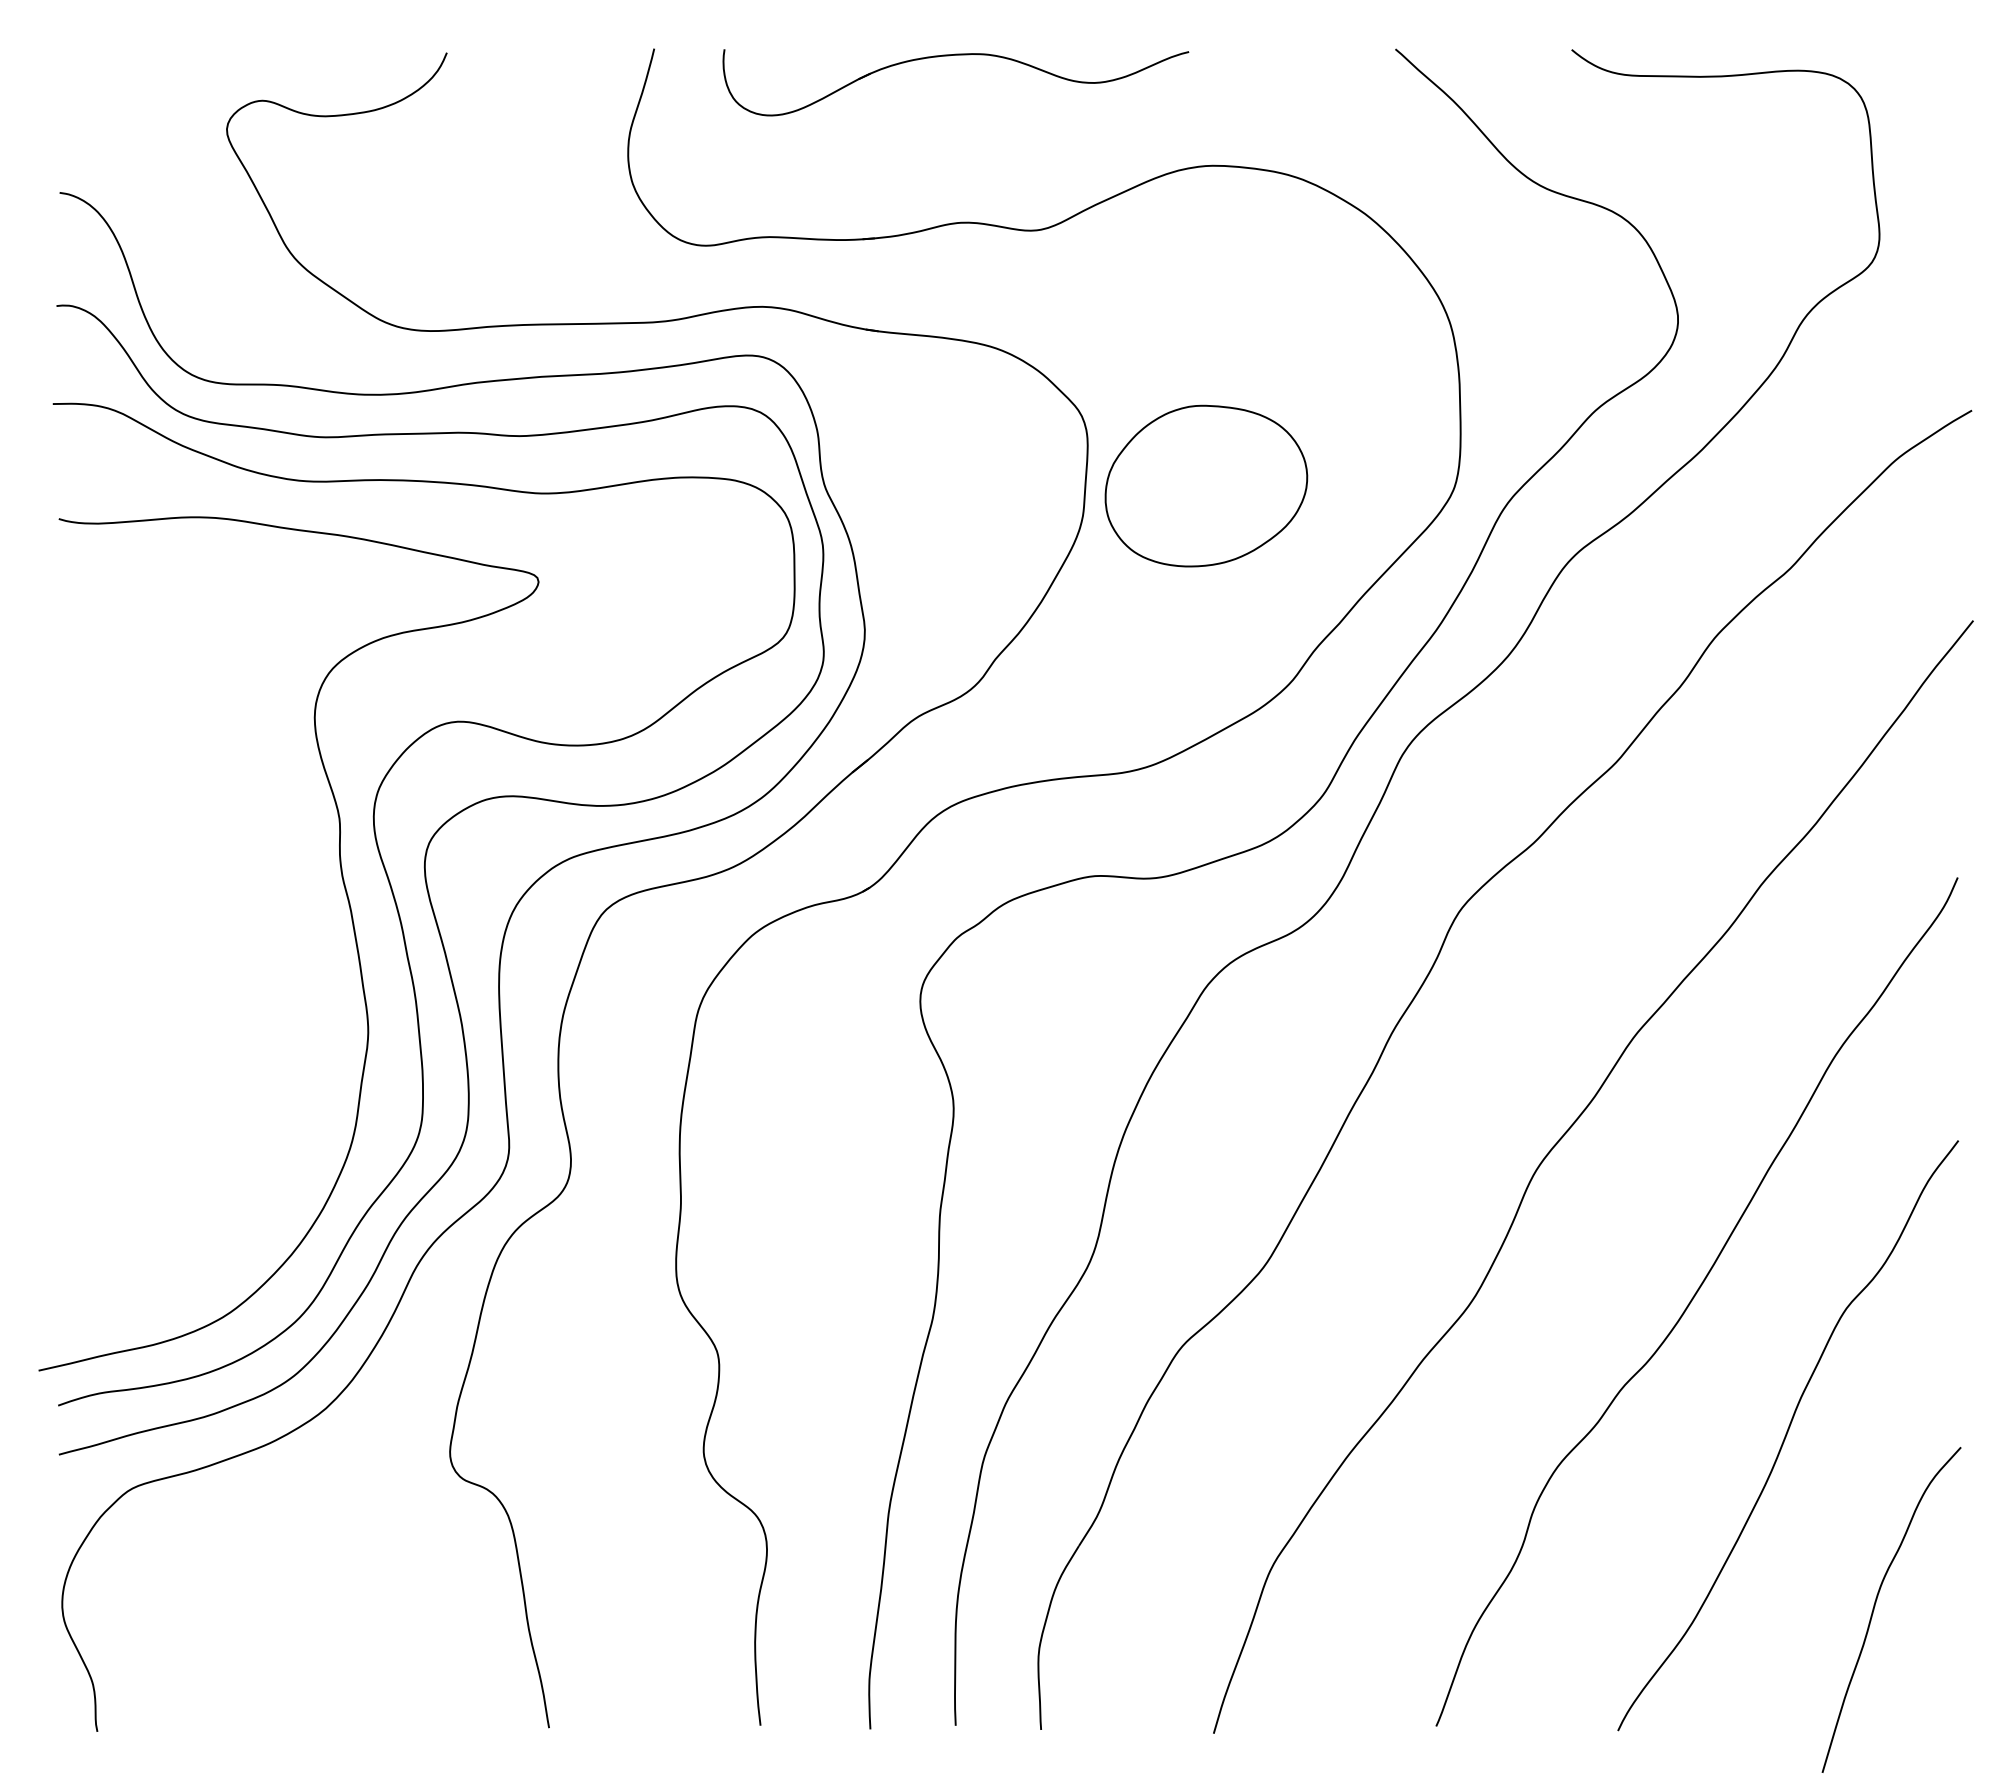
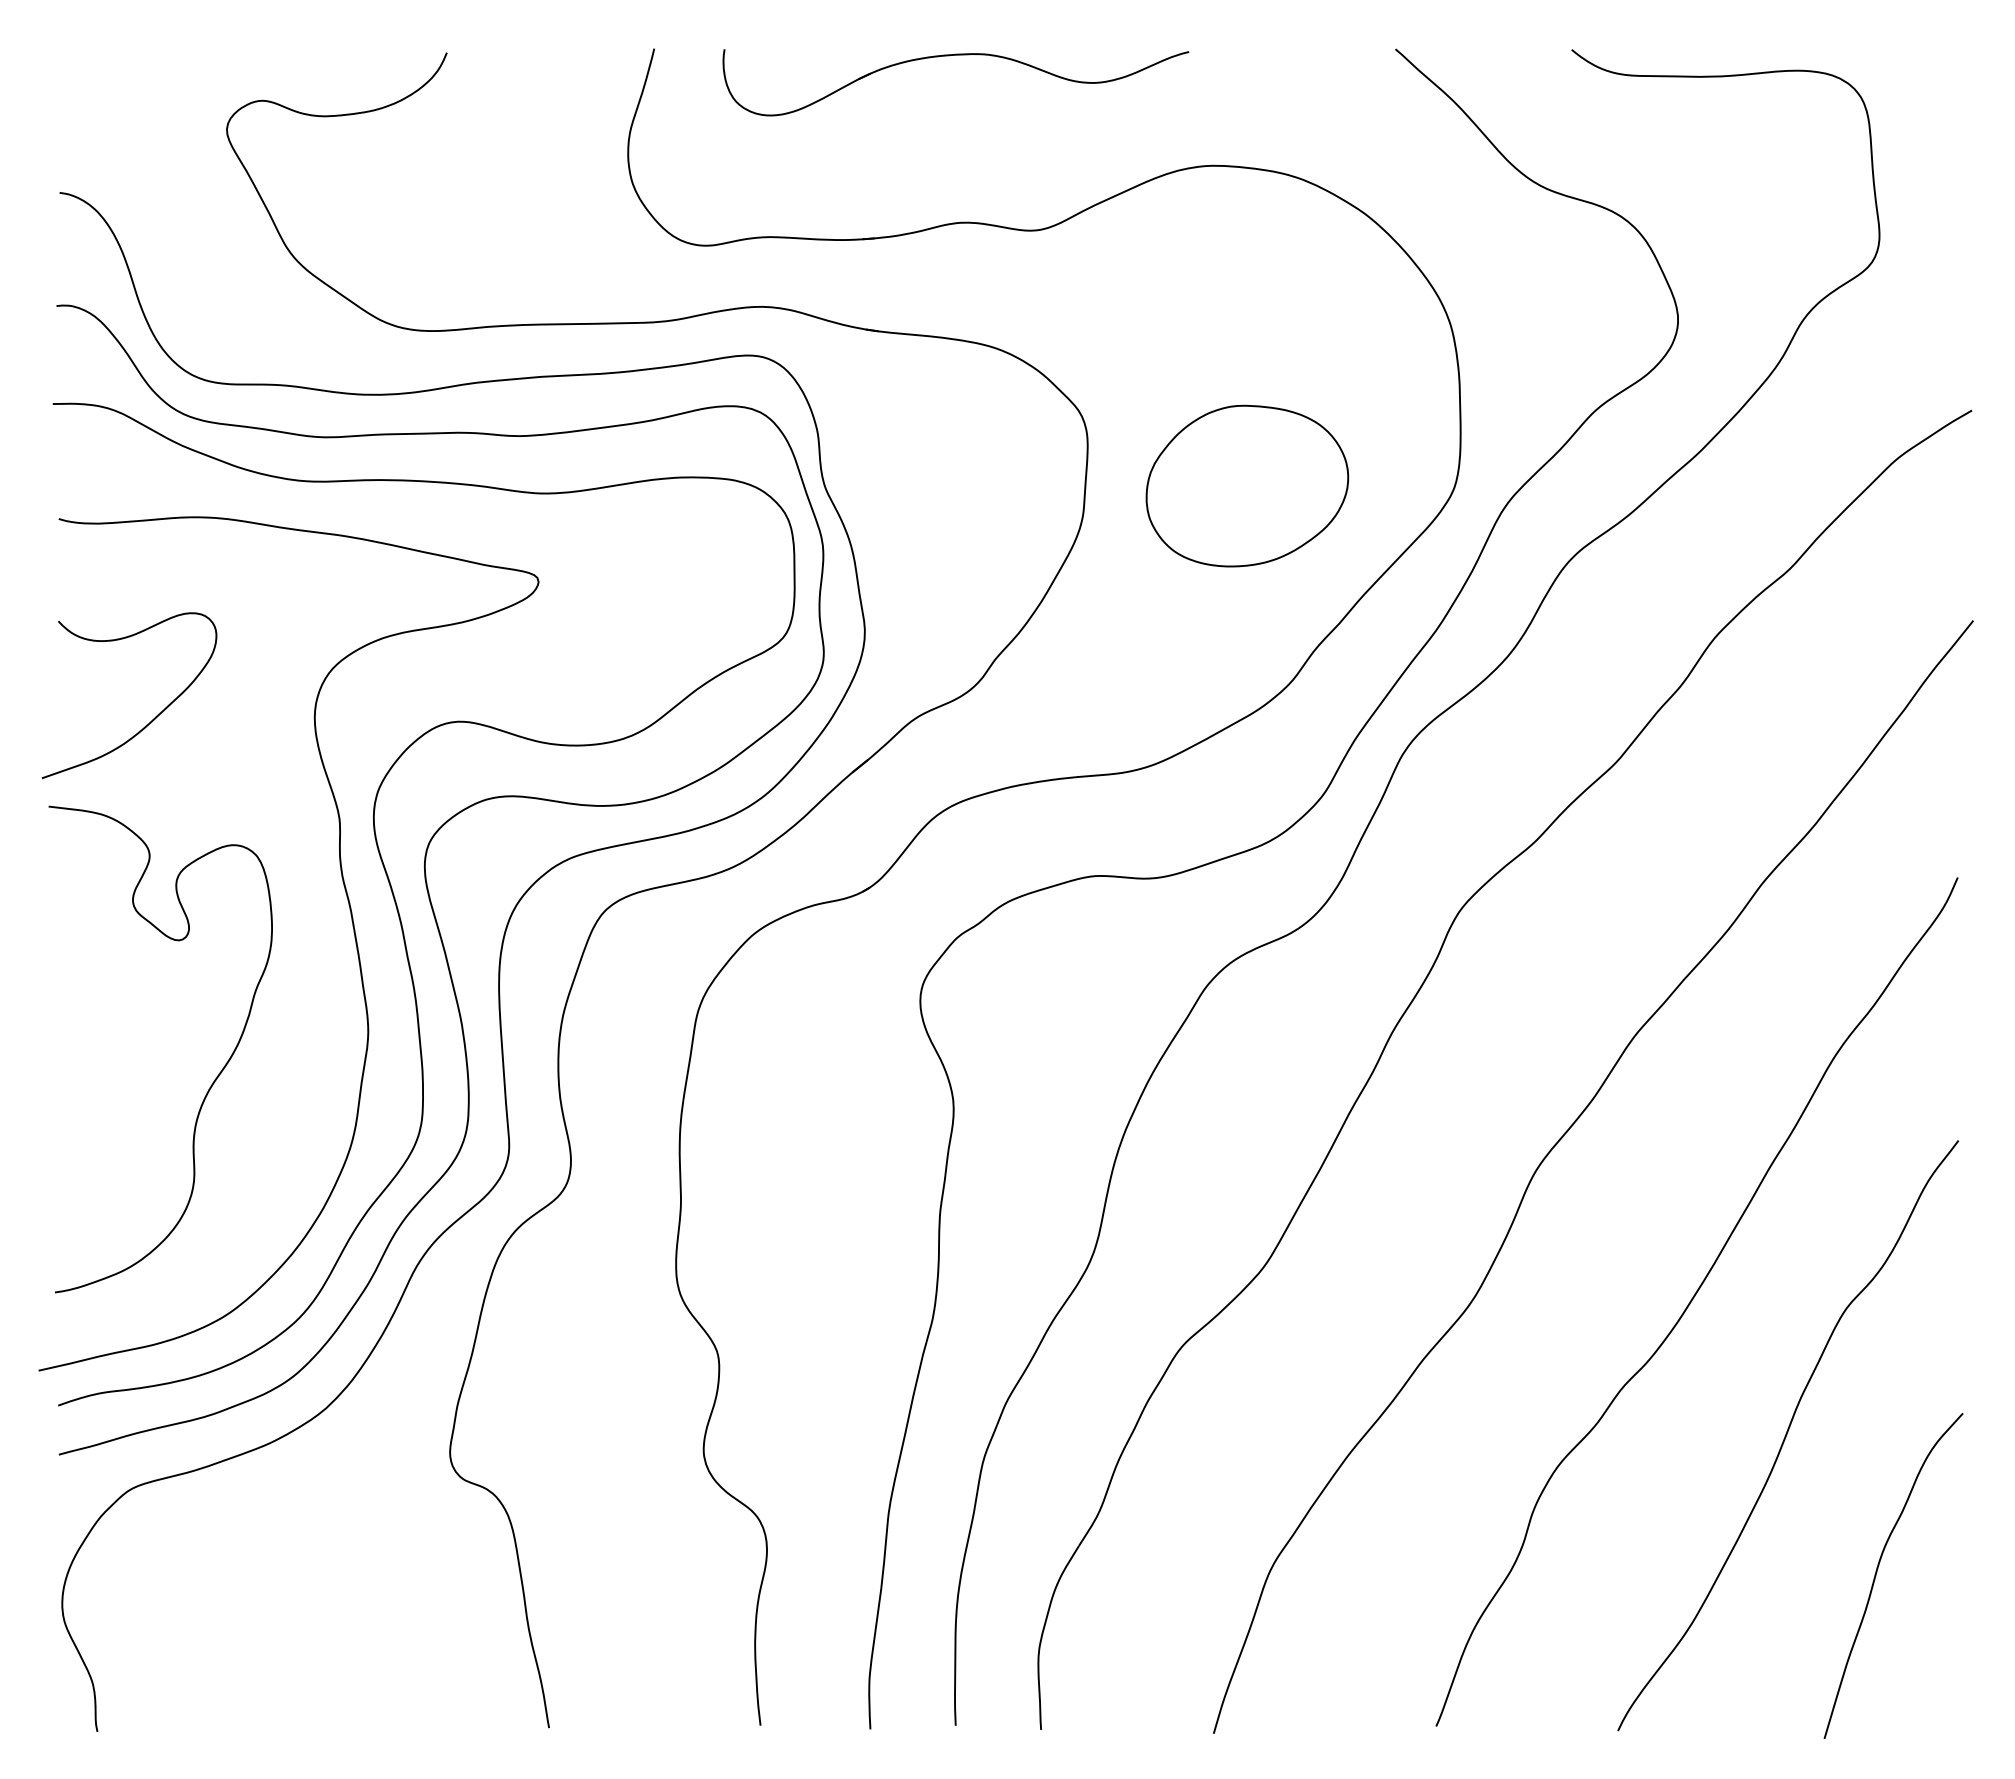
part position: (1206, 485) -> (1247, 485) (1247, 485)
curve: none -> present (153, 718)
curve: none -> present (212, 1082)
curve position: (1875, 1606) -> (1877, 1572) (1877, 1572)
